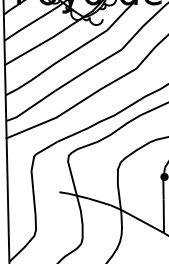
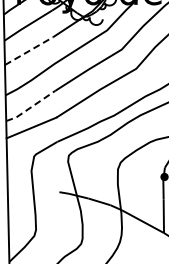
line: solid -> dashed (29, 51)
line: solid -> dashed (31, 107)
